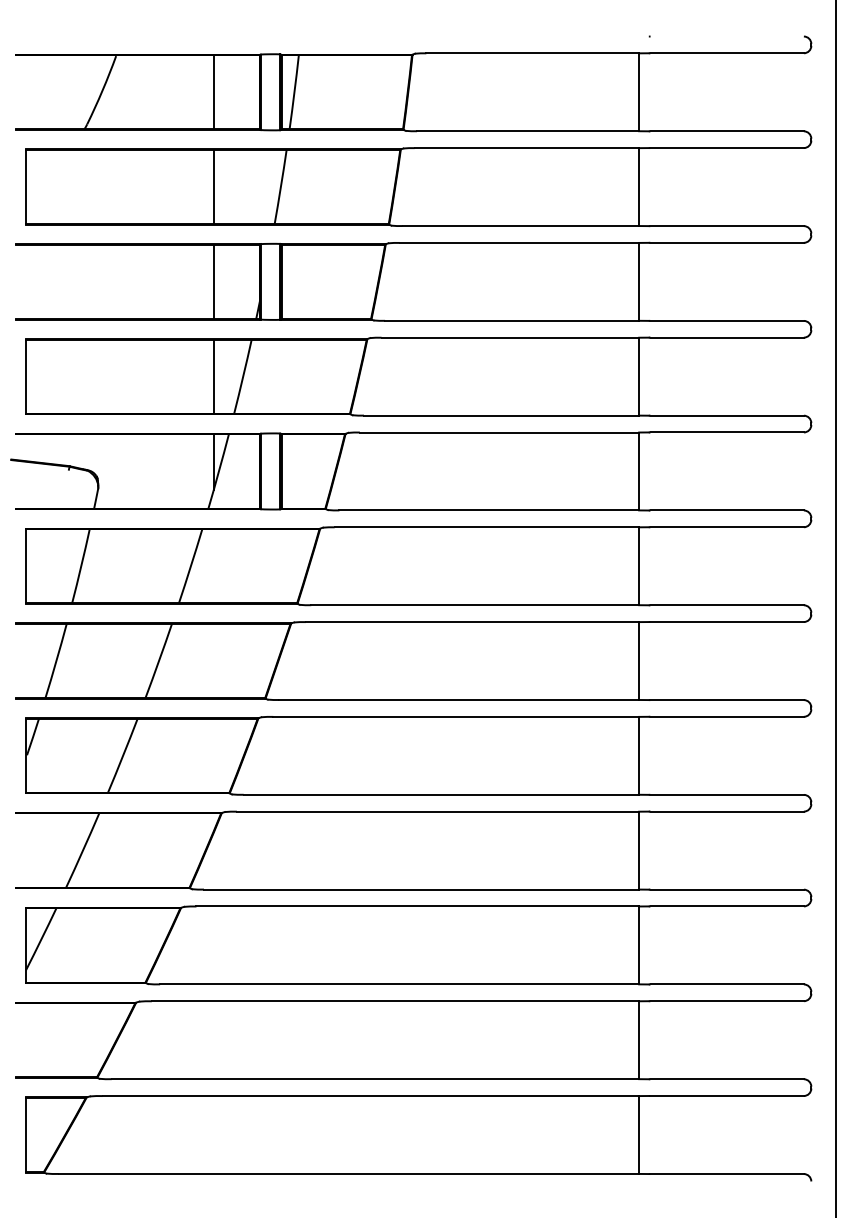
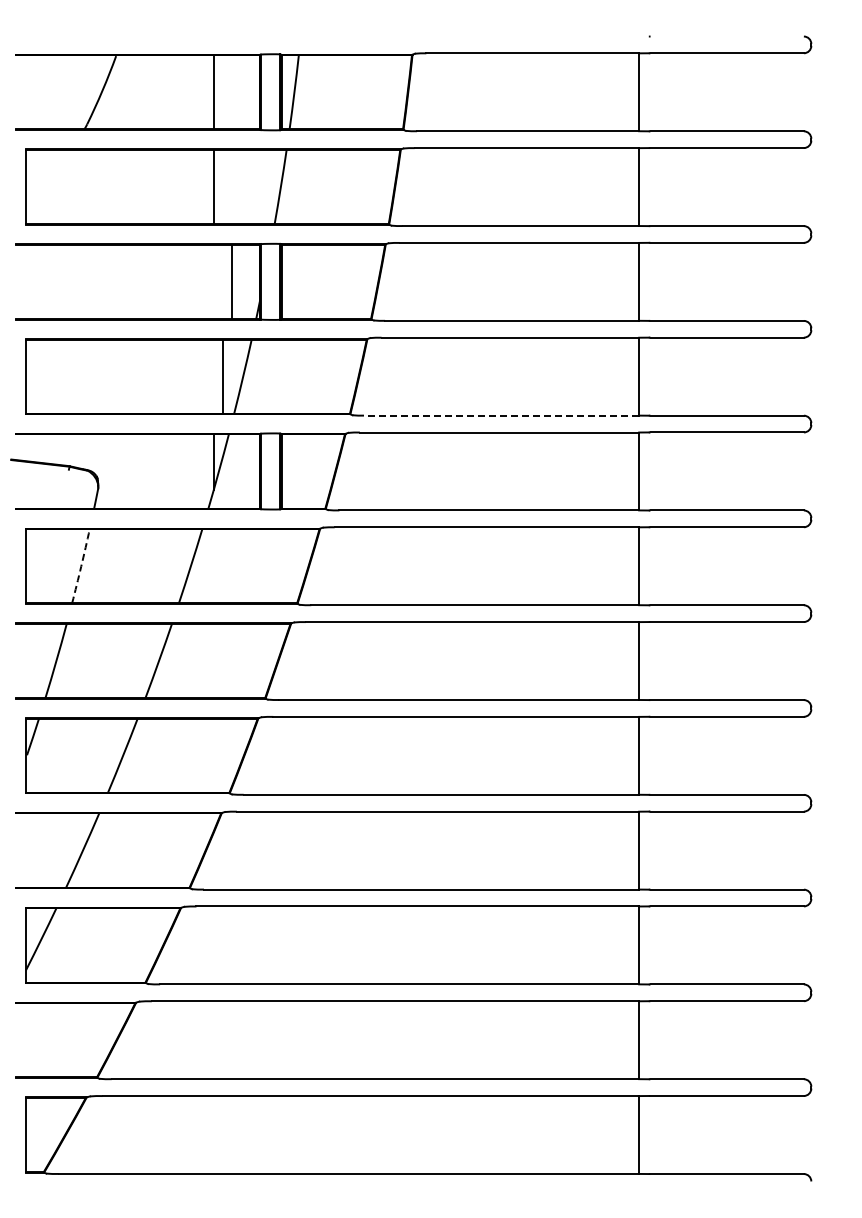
line position: (213, 281) -> (231, 281) (231, 281)
line position: (213, 376) -> (222, 376) (222, 376)
line: solid -> dashed (501, 415)
arc: solid -> dashed (81, 566)
line: present -> none (836, 608)
